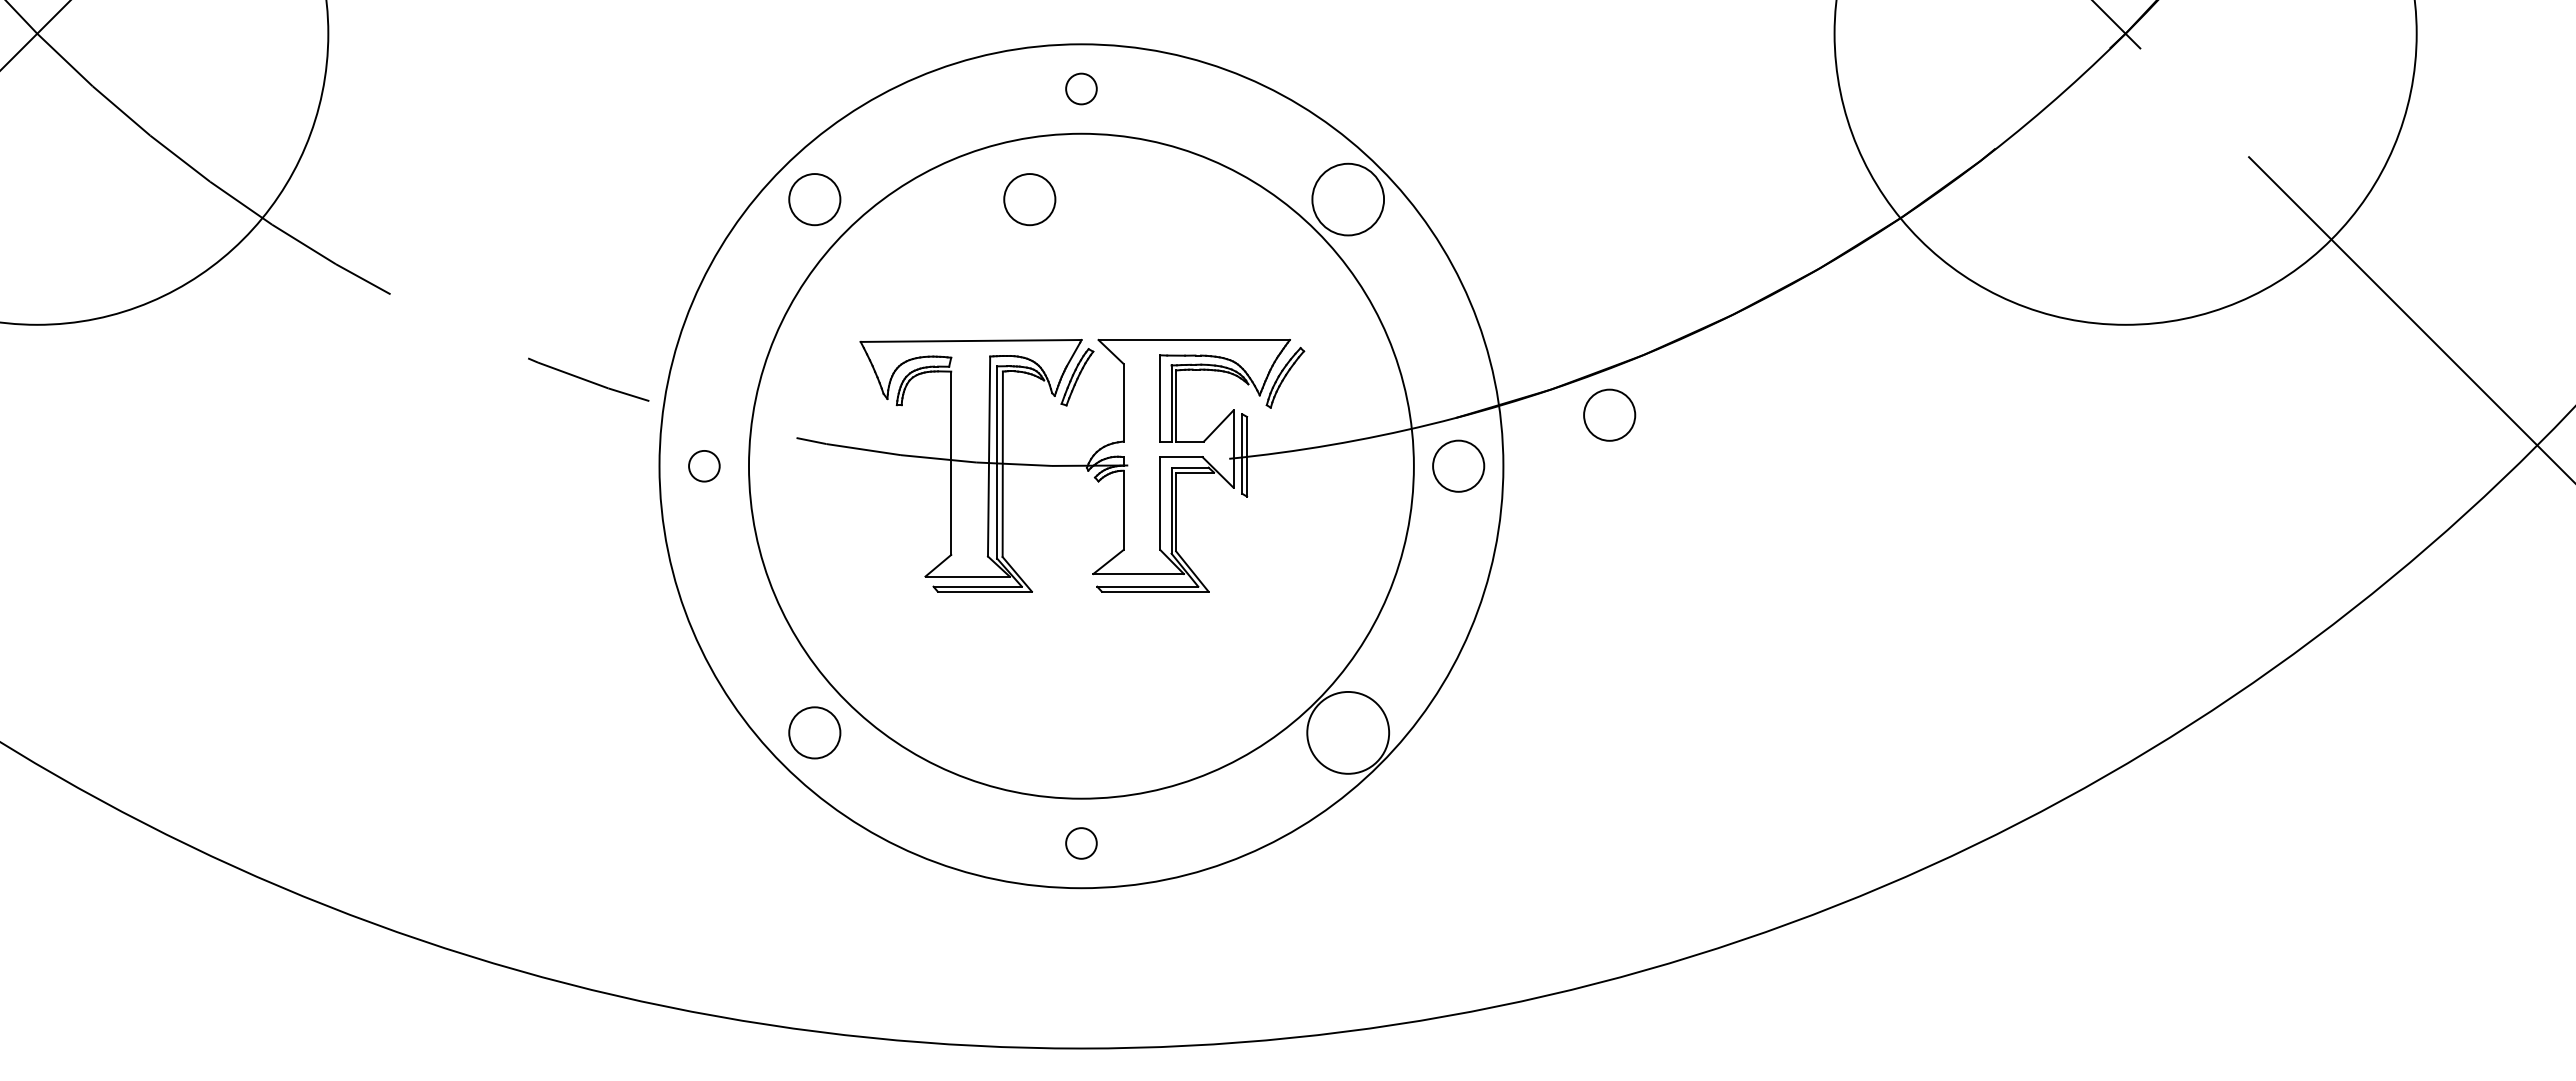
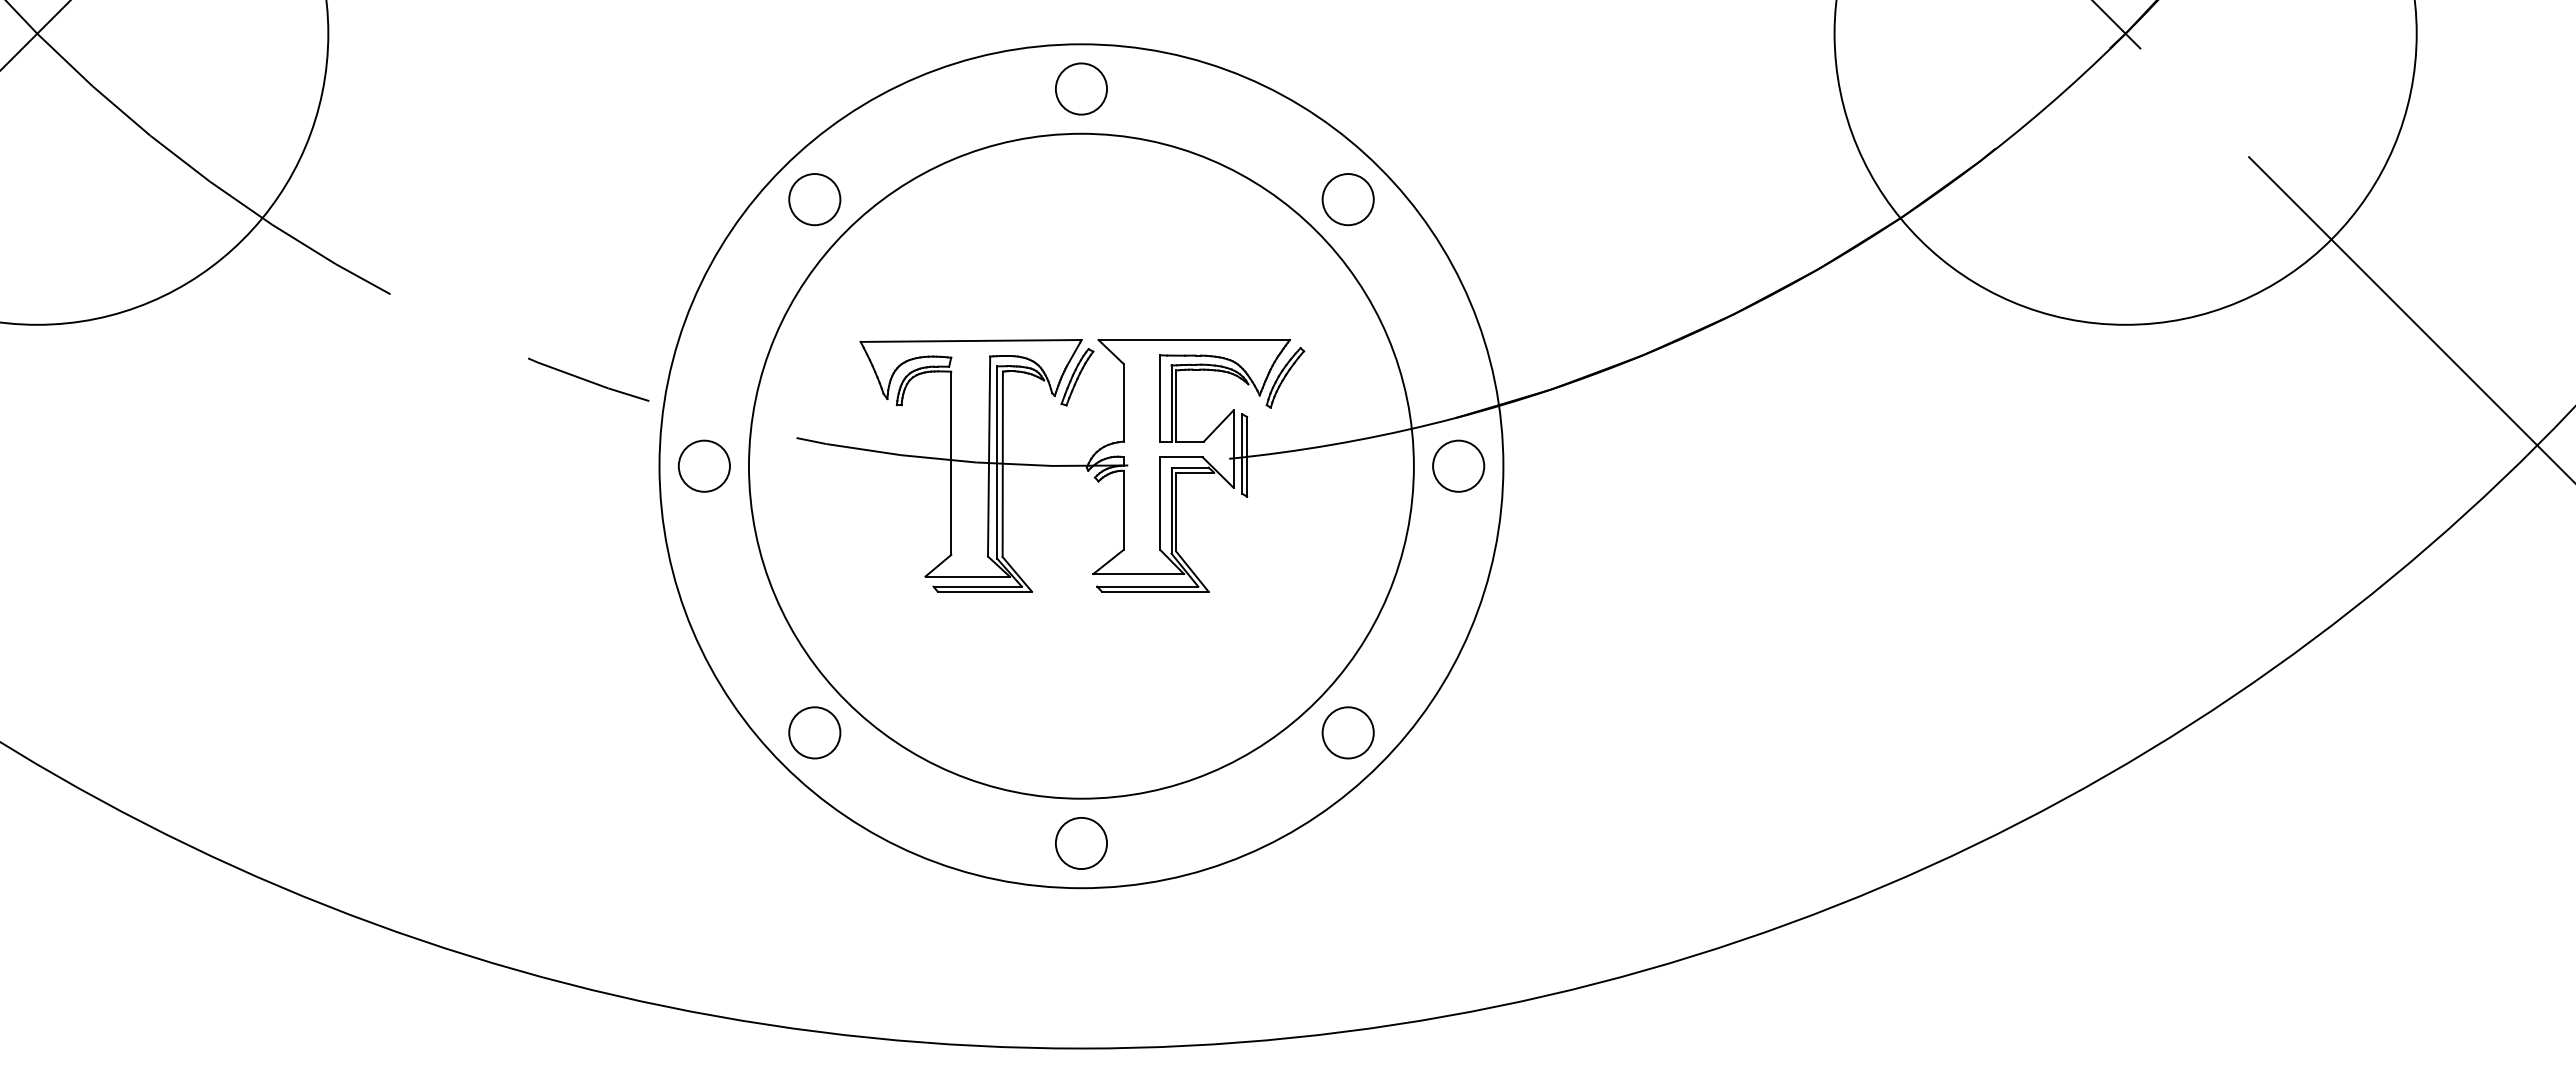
circle size: 33x34 px -> 53x54 px (1081, 88)
circle: present -> none (1029, 199)
circle diameter: 72 px -> 51 px (1347, 199)
circle: present -> none (1609, 414)
circle diameter: 31 px -> 51 px (703, 465)
circle diameter: 82 px -> 51 px (1347, 732)
circle size: 33x33 px -> 53x53 px (1081, 843)
